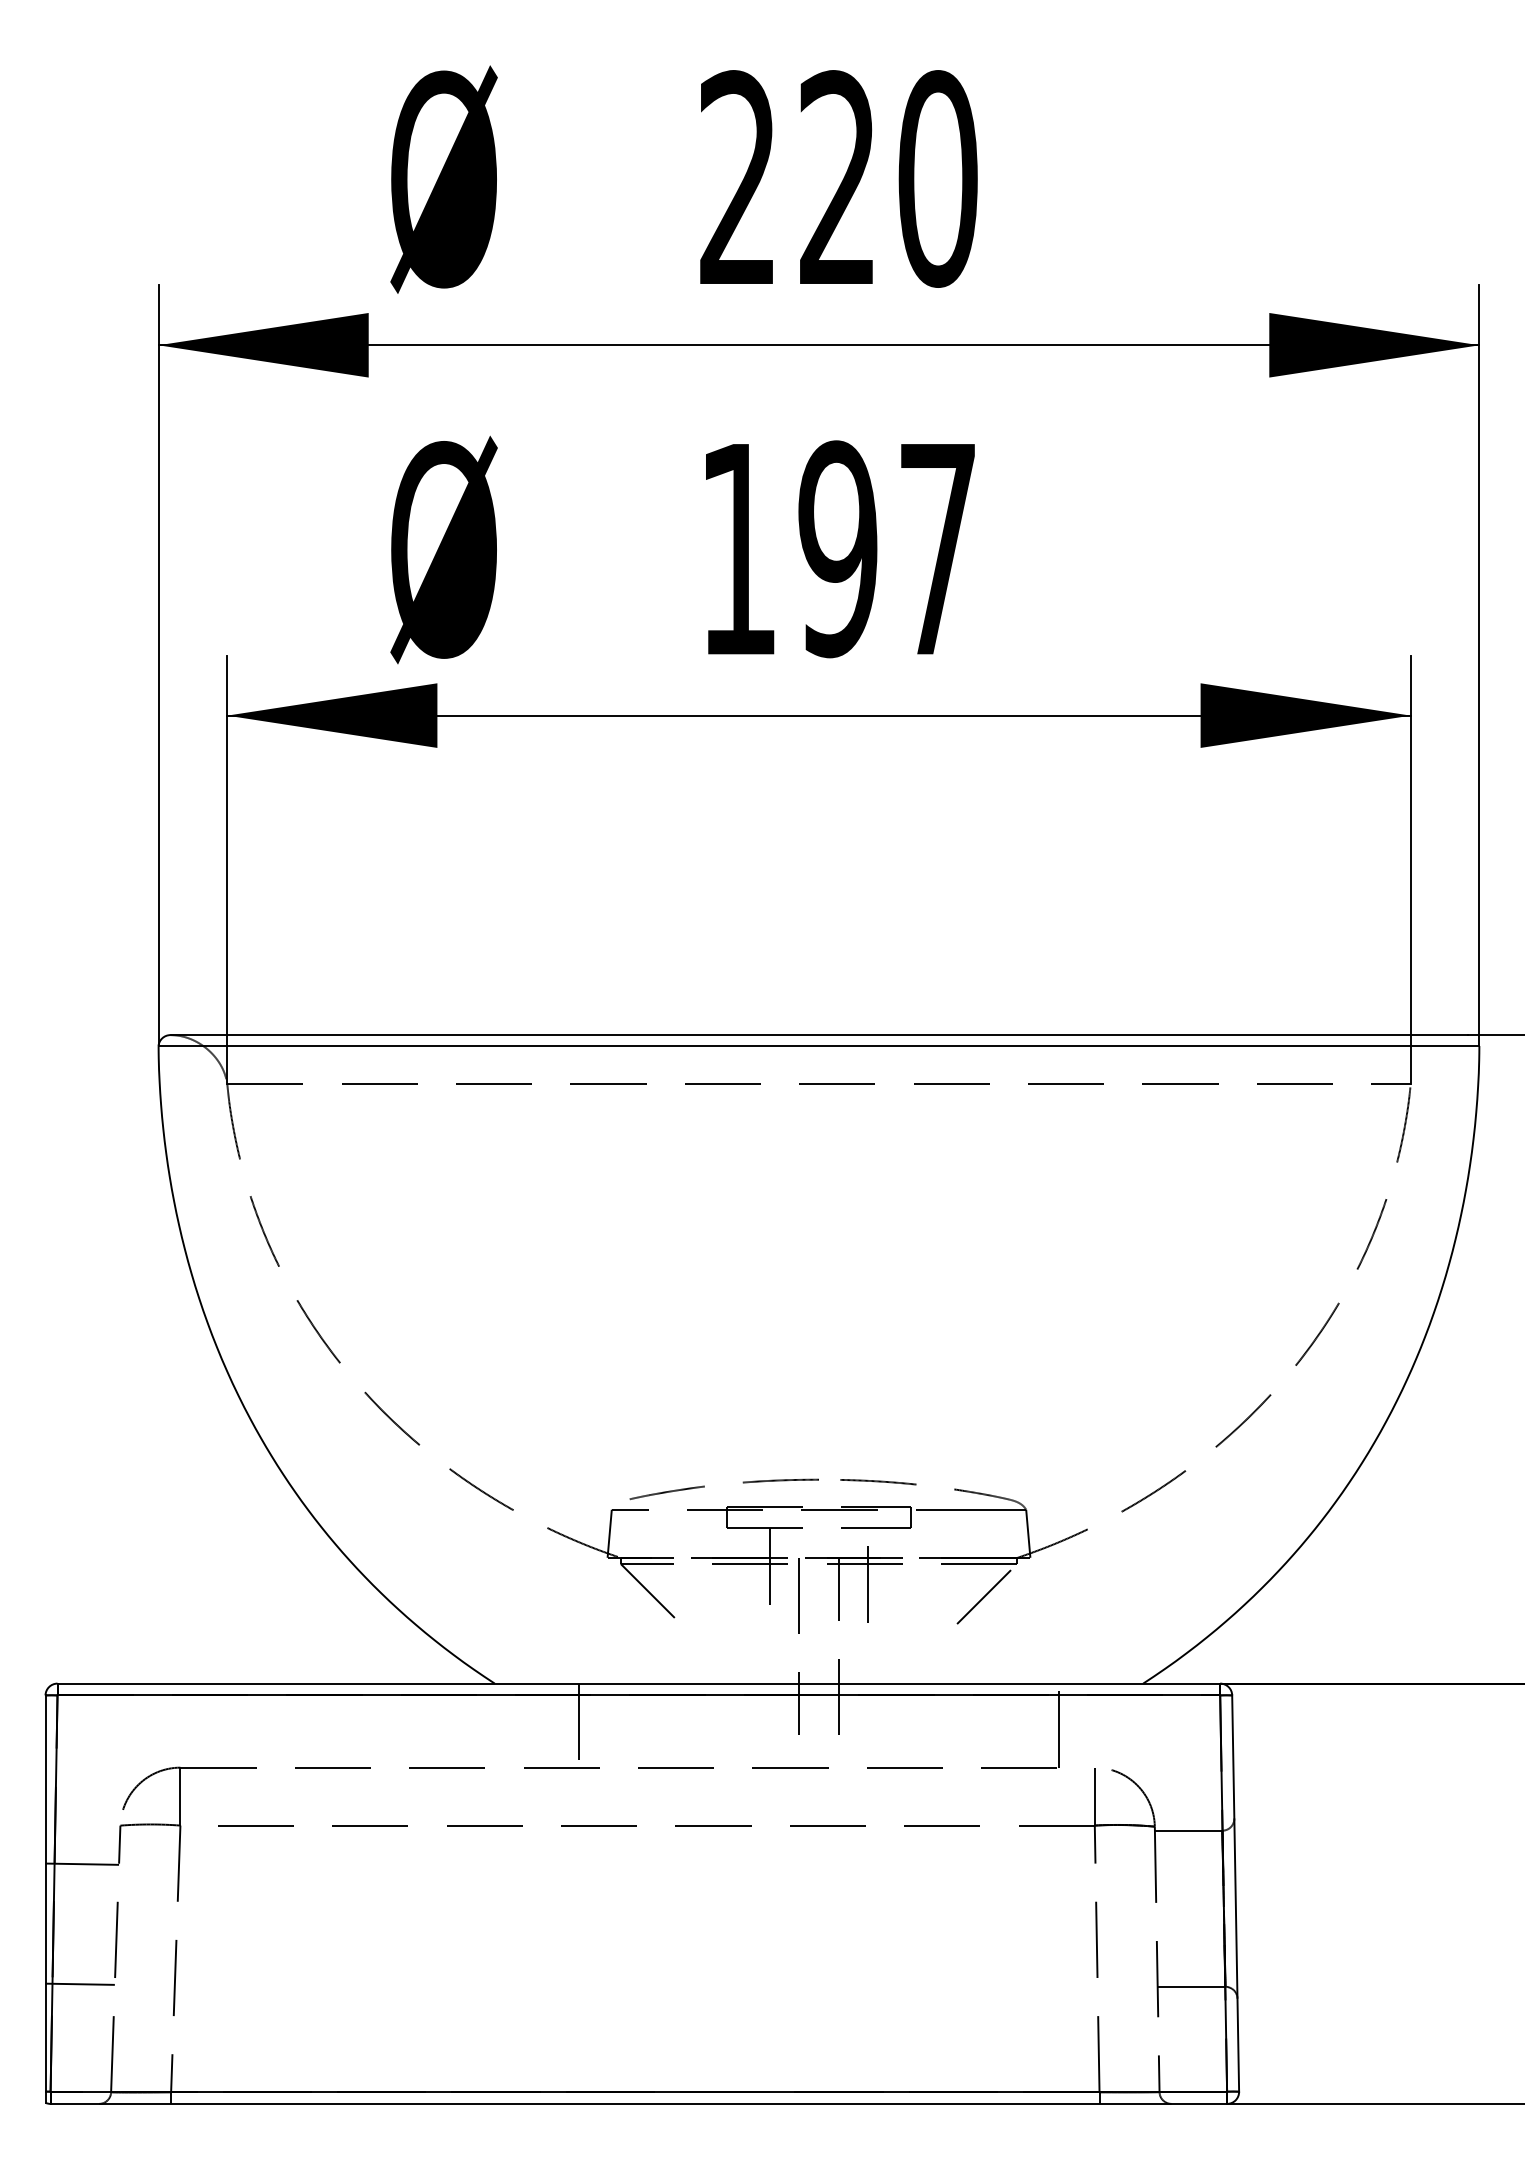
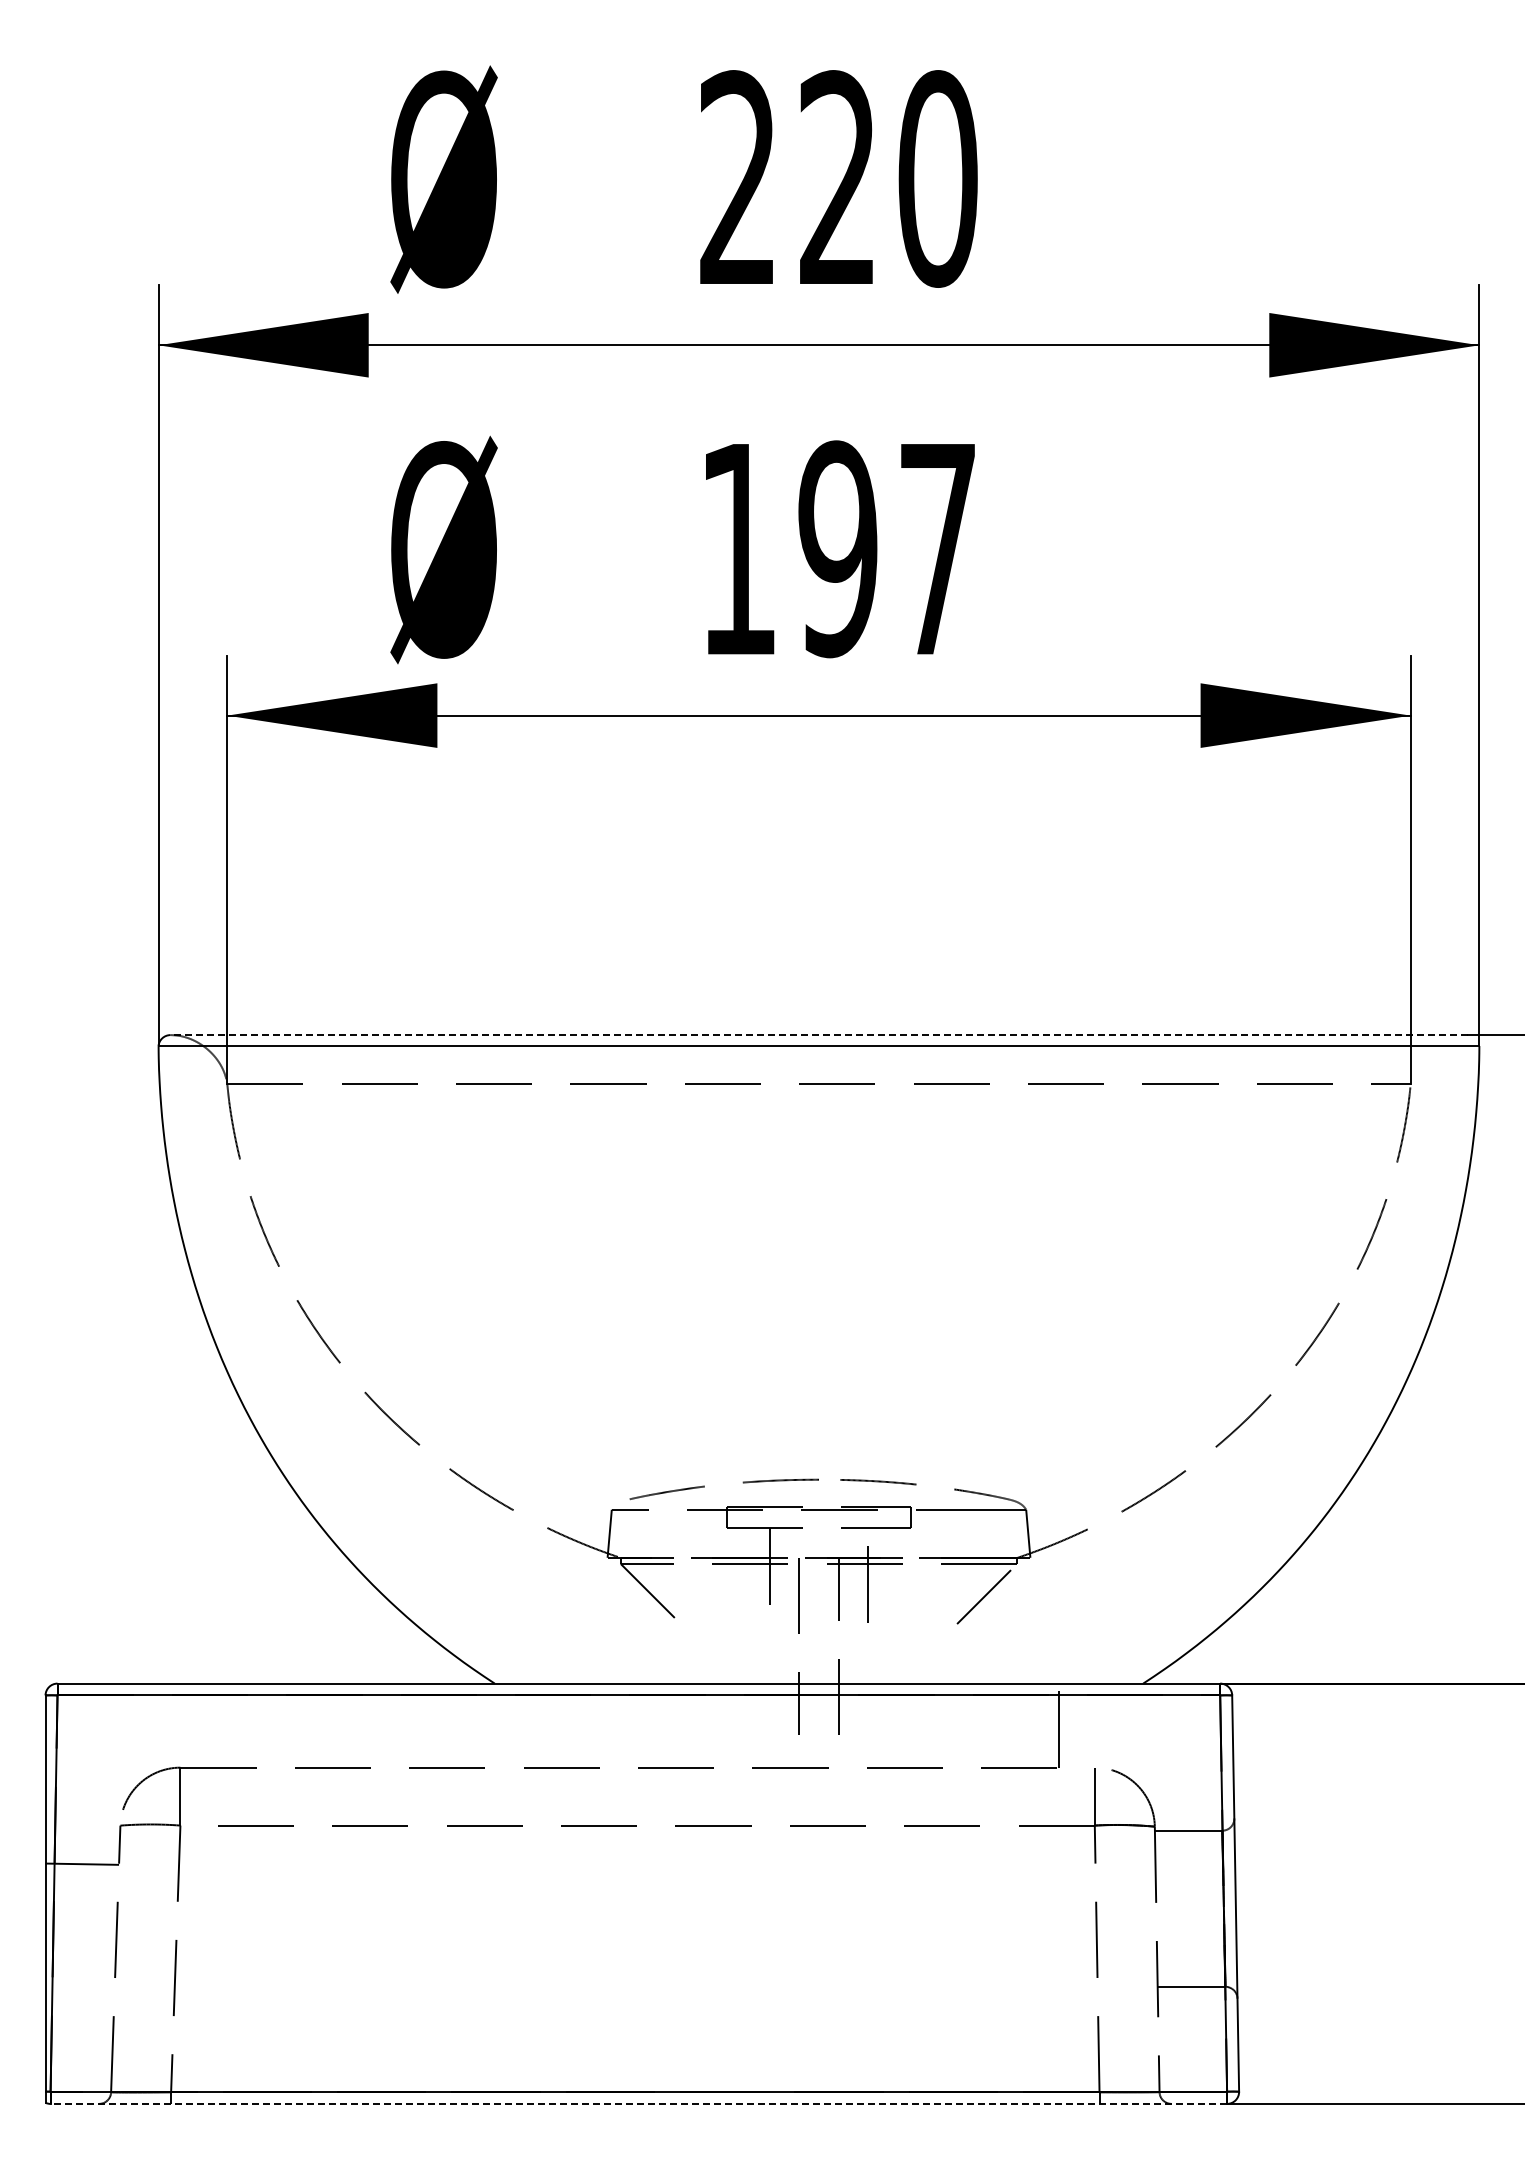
line: solid -> dashed (819, 1035)
line: present -> none (578, 1725)
line: present -> none (79, 1983)
line: solid -> dashed (638, 2103)
